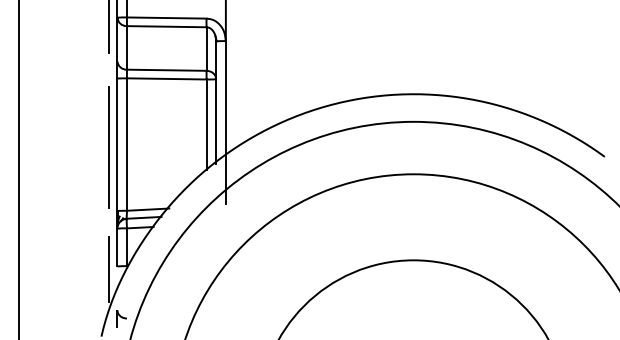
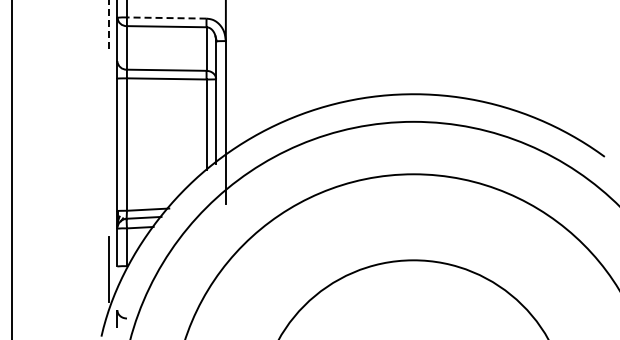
line: solid -> dashed (166, 18)
line: solid -> dashed (109, 27)
line: present -> none (109, 146)
line position: (18, 169) -> (11, 169) (11, 169)
